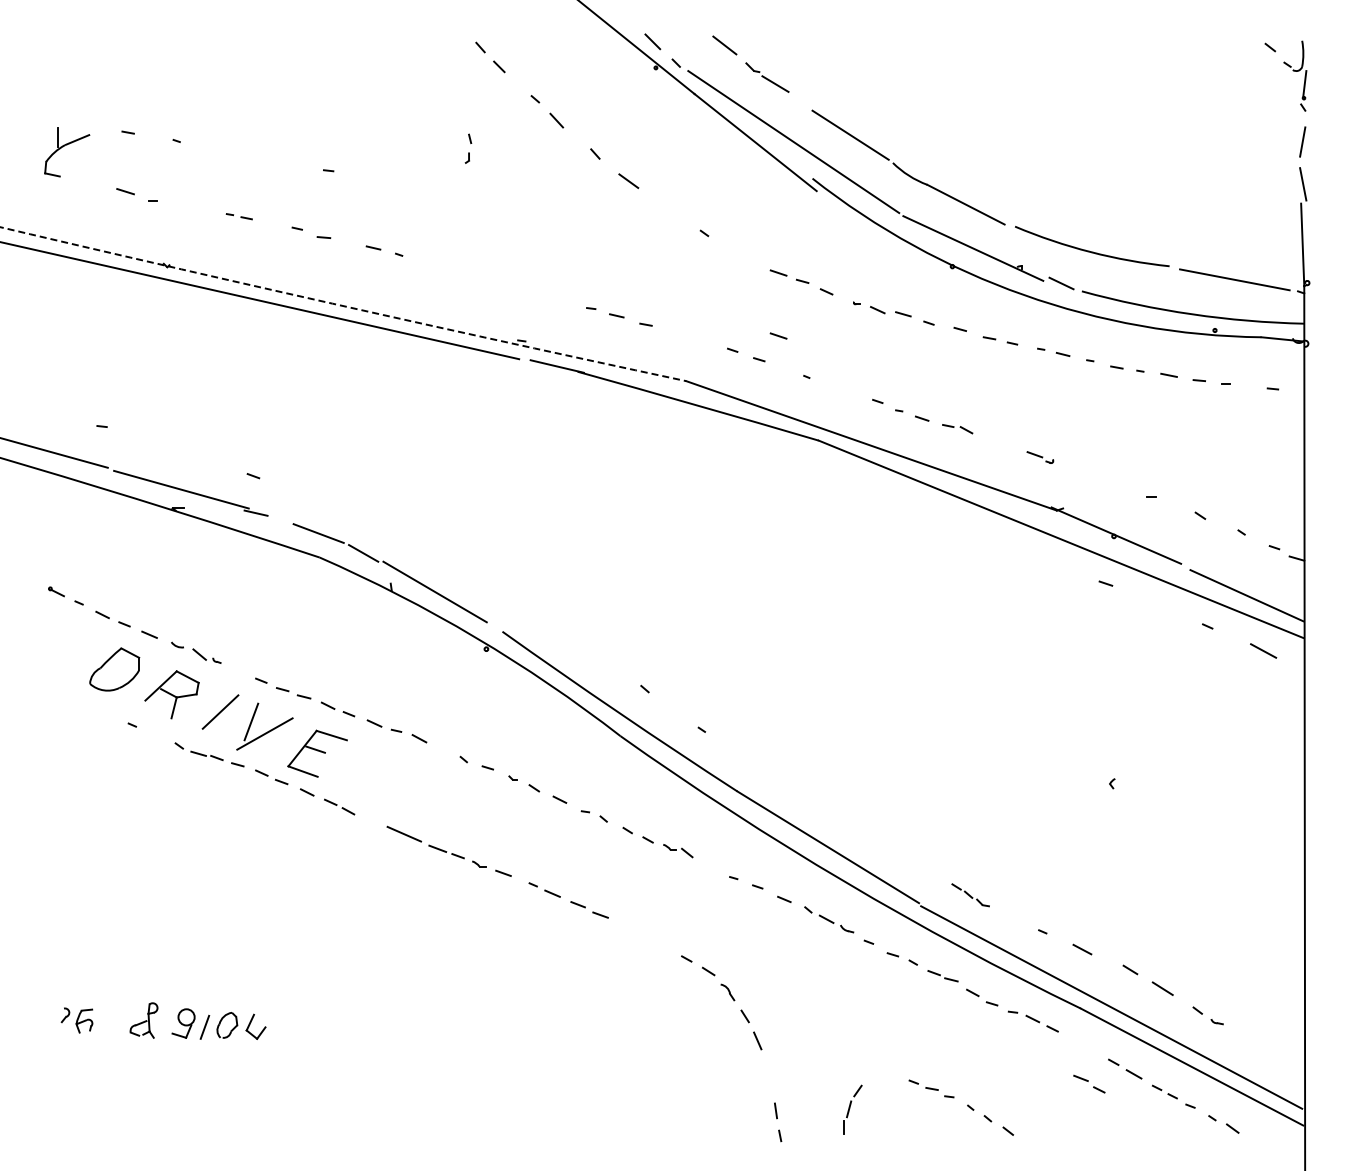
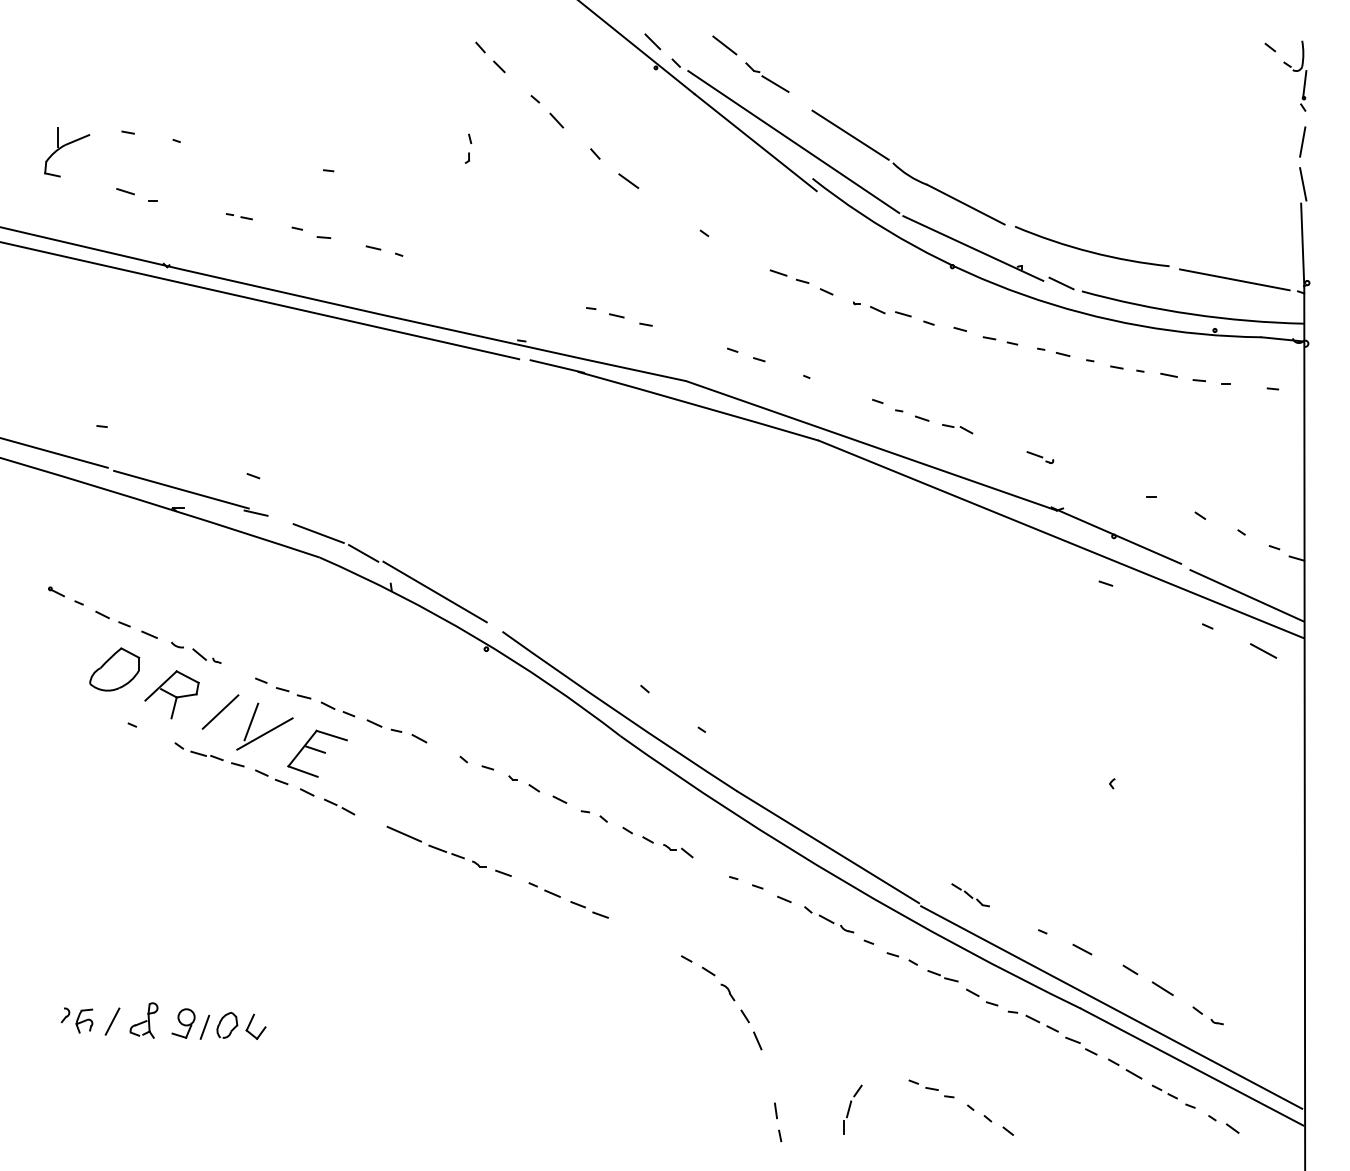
arc: dashed -> solid (343, 306)
line: present -> none (778, 335)
line: none -> present (112, 1021)
part position: (1089, 1083) -> (1081, 1045) (1081, 1045)
